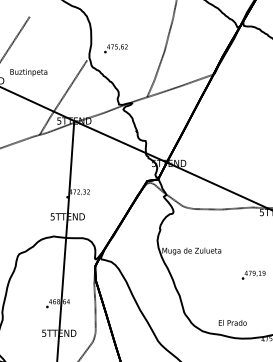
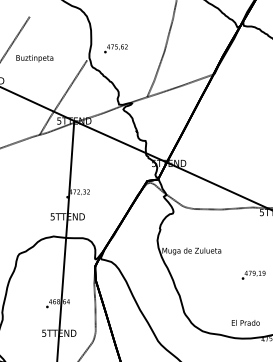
text position: (28, 72) -> (34, 58) (34, 58)
text position: (232, 322) -> (245, 322) (245, 322)
